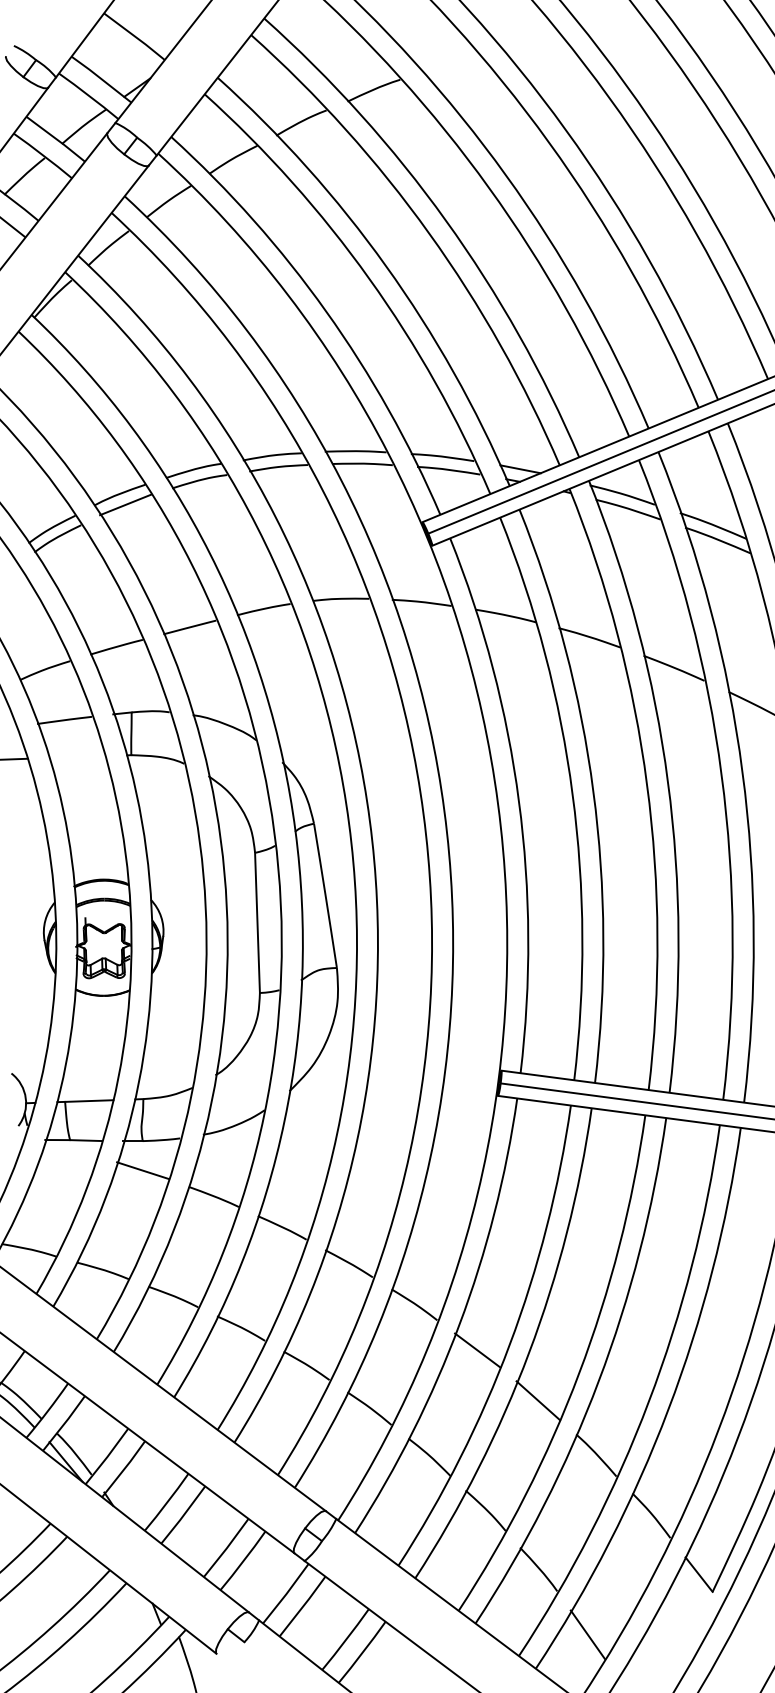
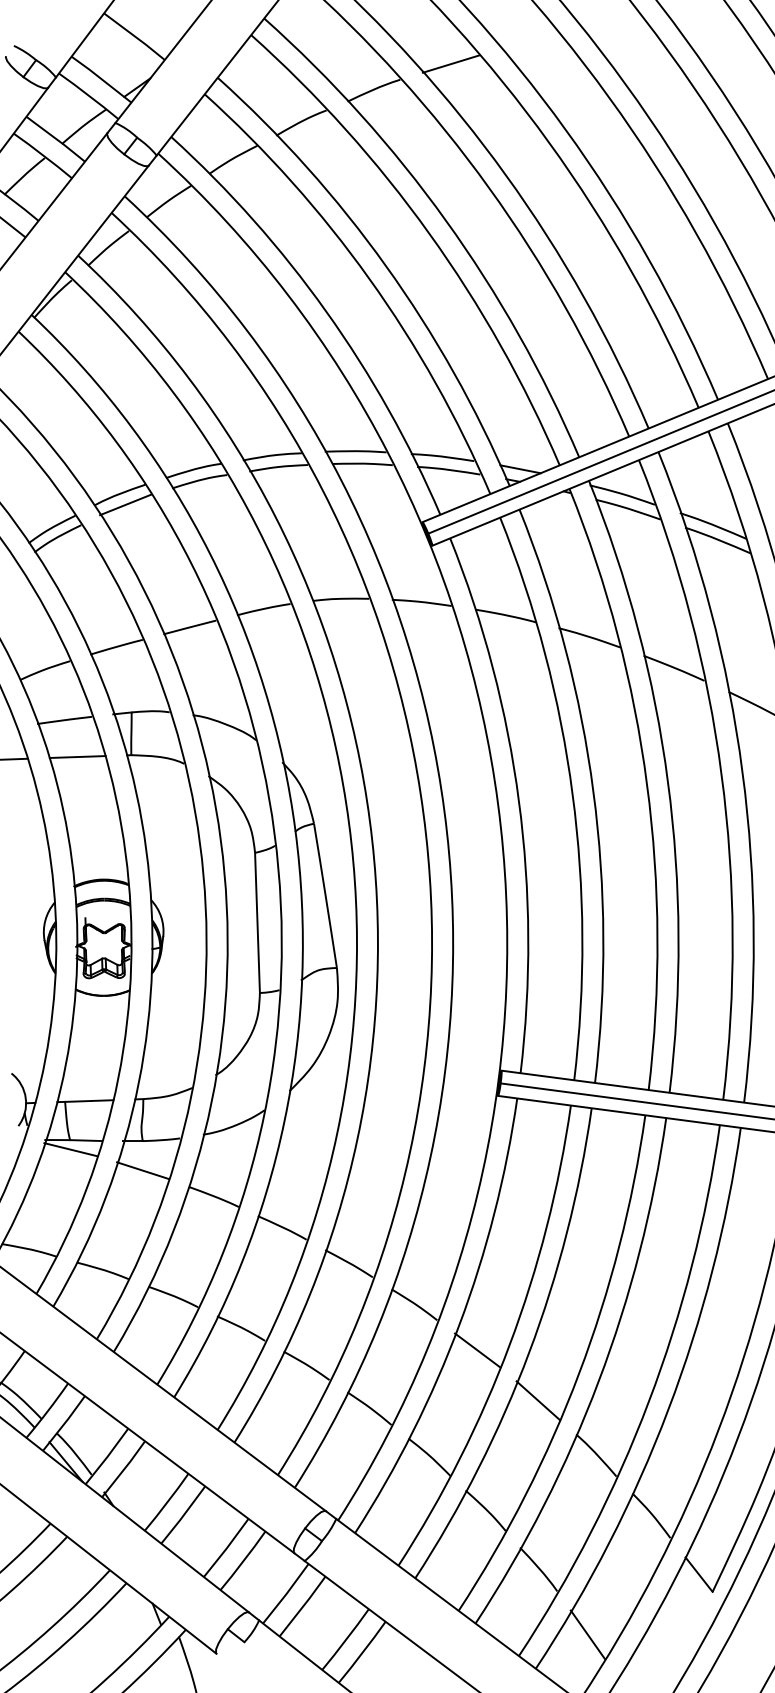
line: none -> present (450, 63)
line: none -> present (77, 756)
line: none -> present (70, 1149)
